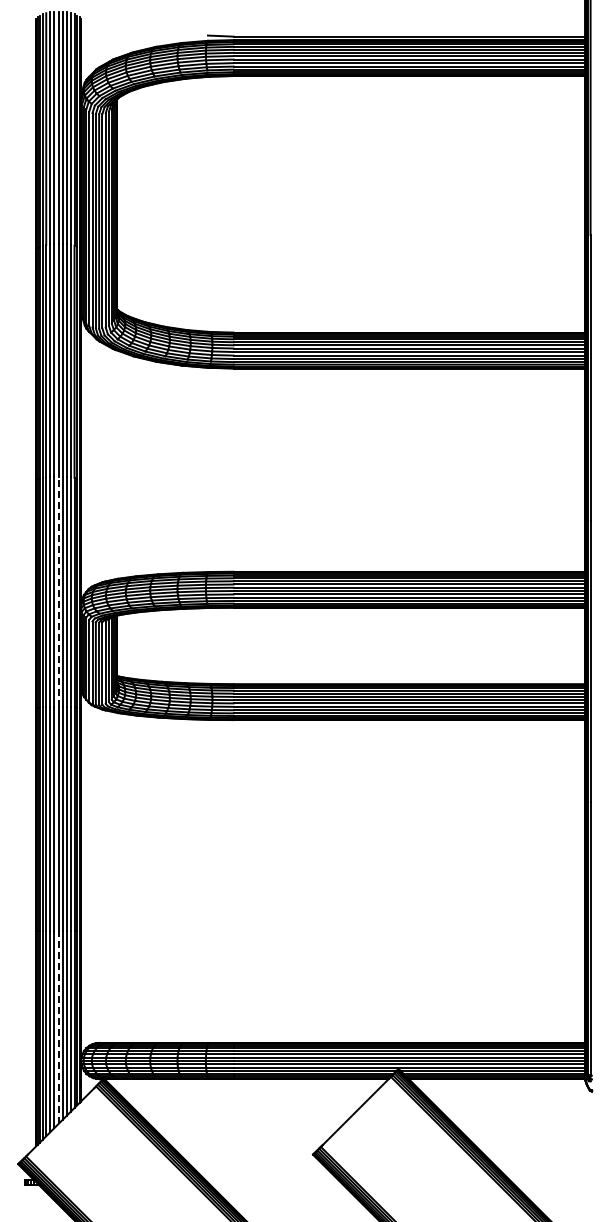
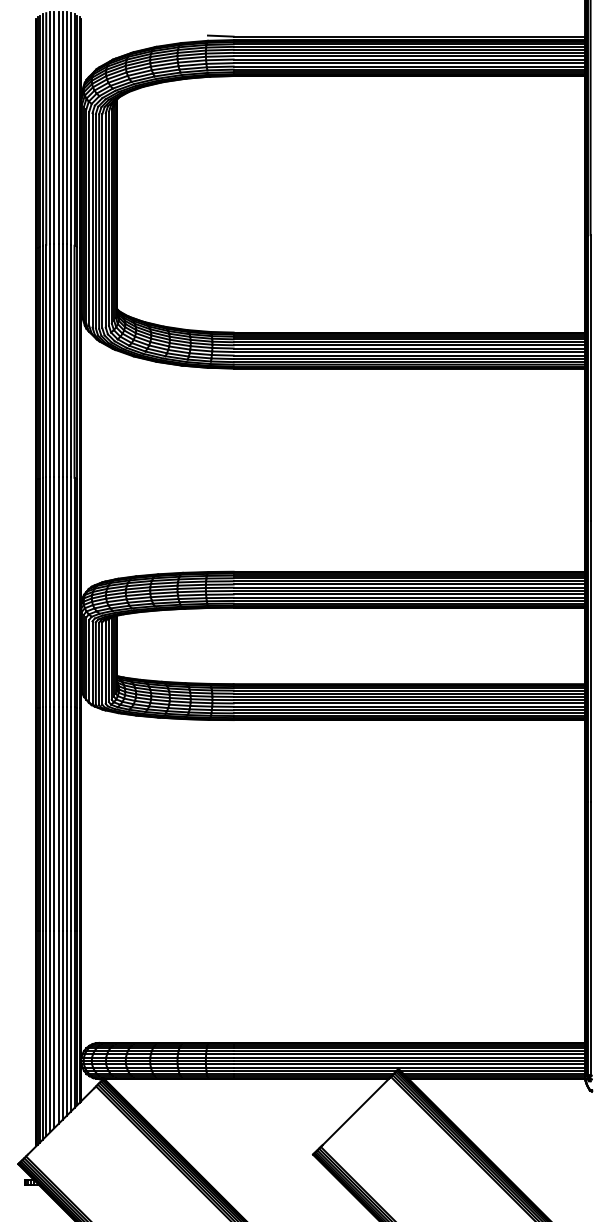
line: dashed -> solid (58, 591)
line: dashed -> solid (58, 1027)
